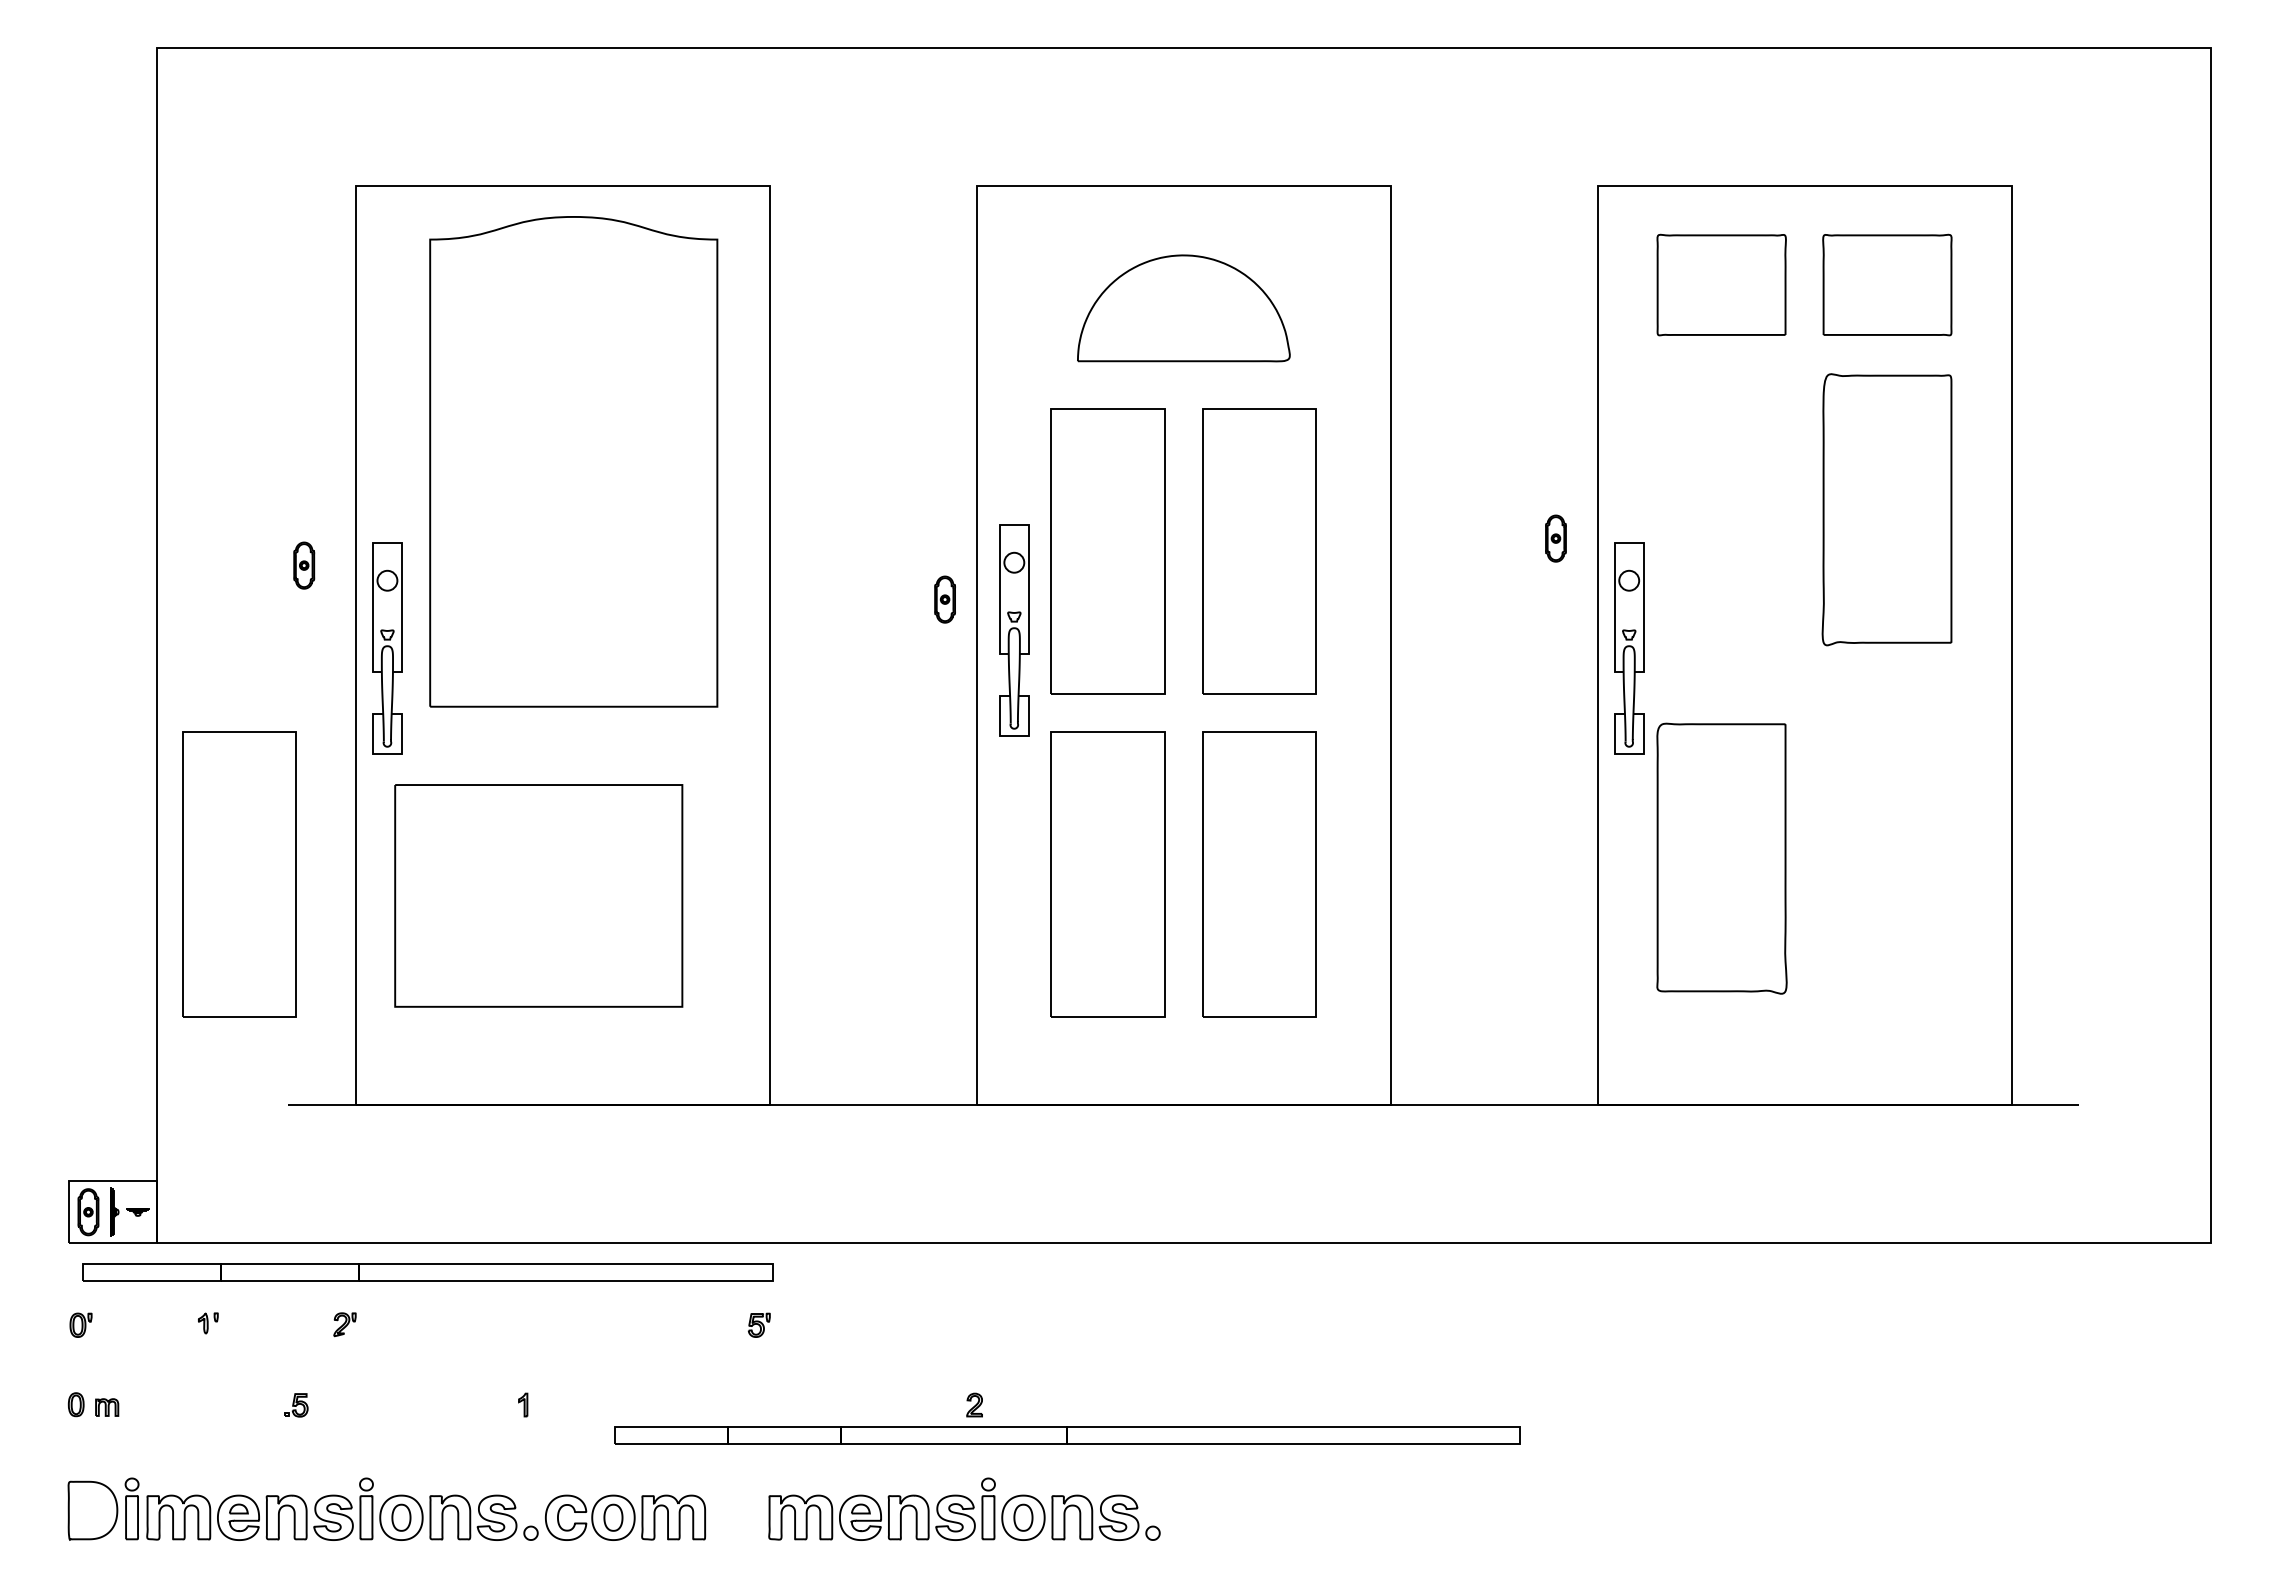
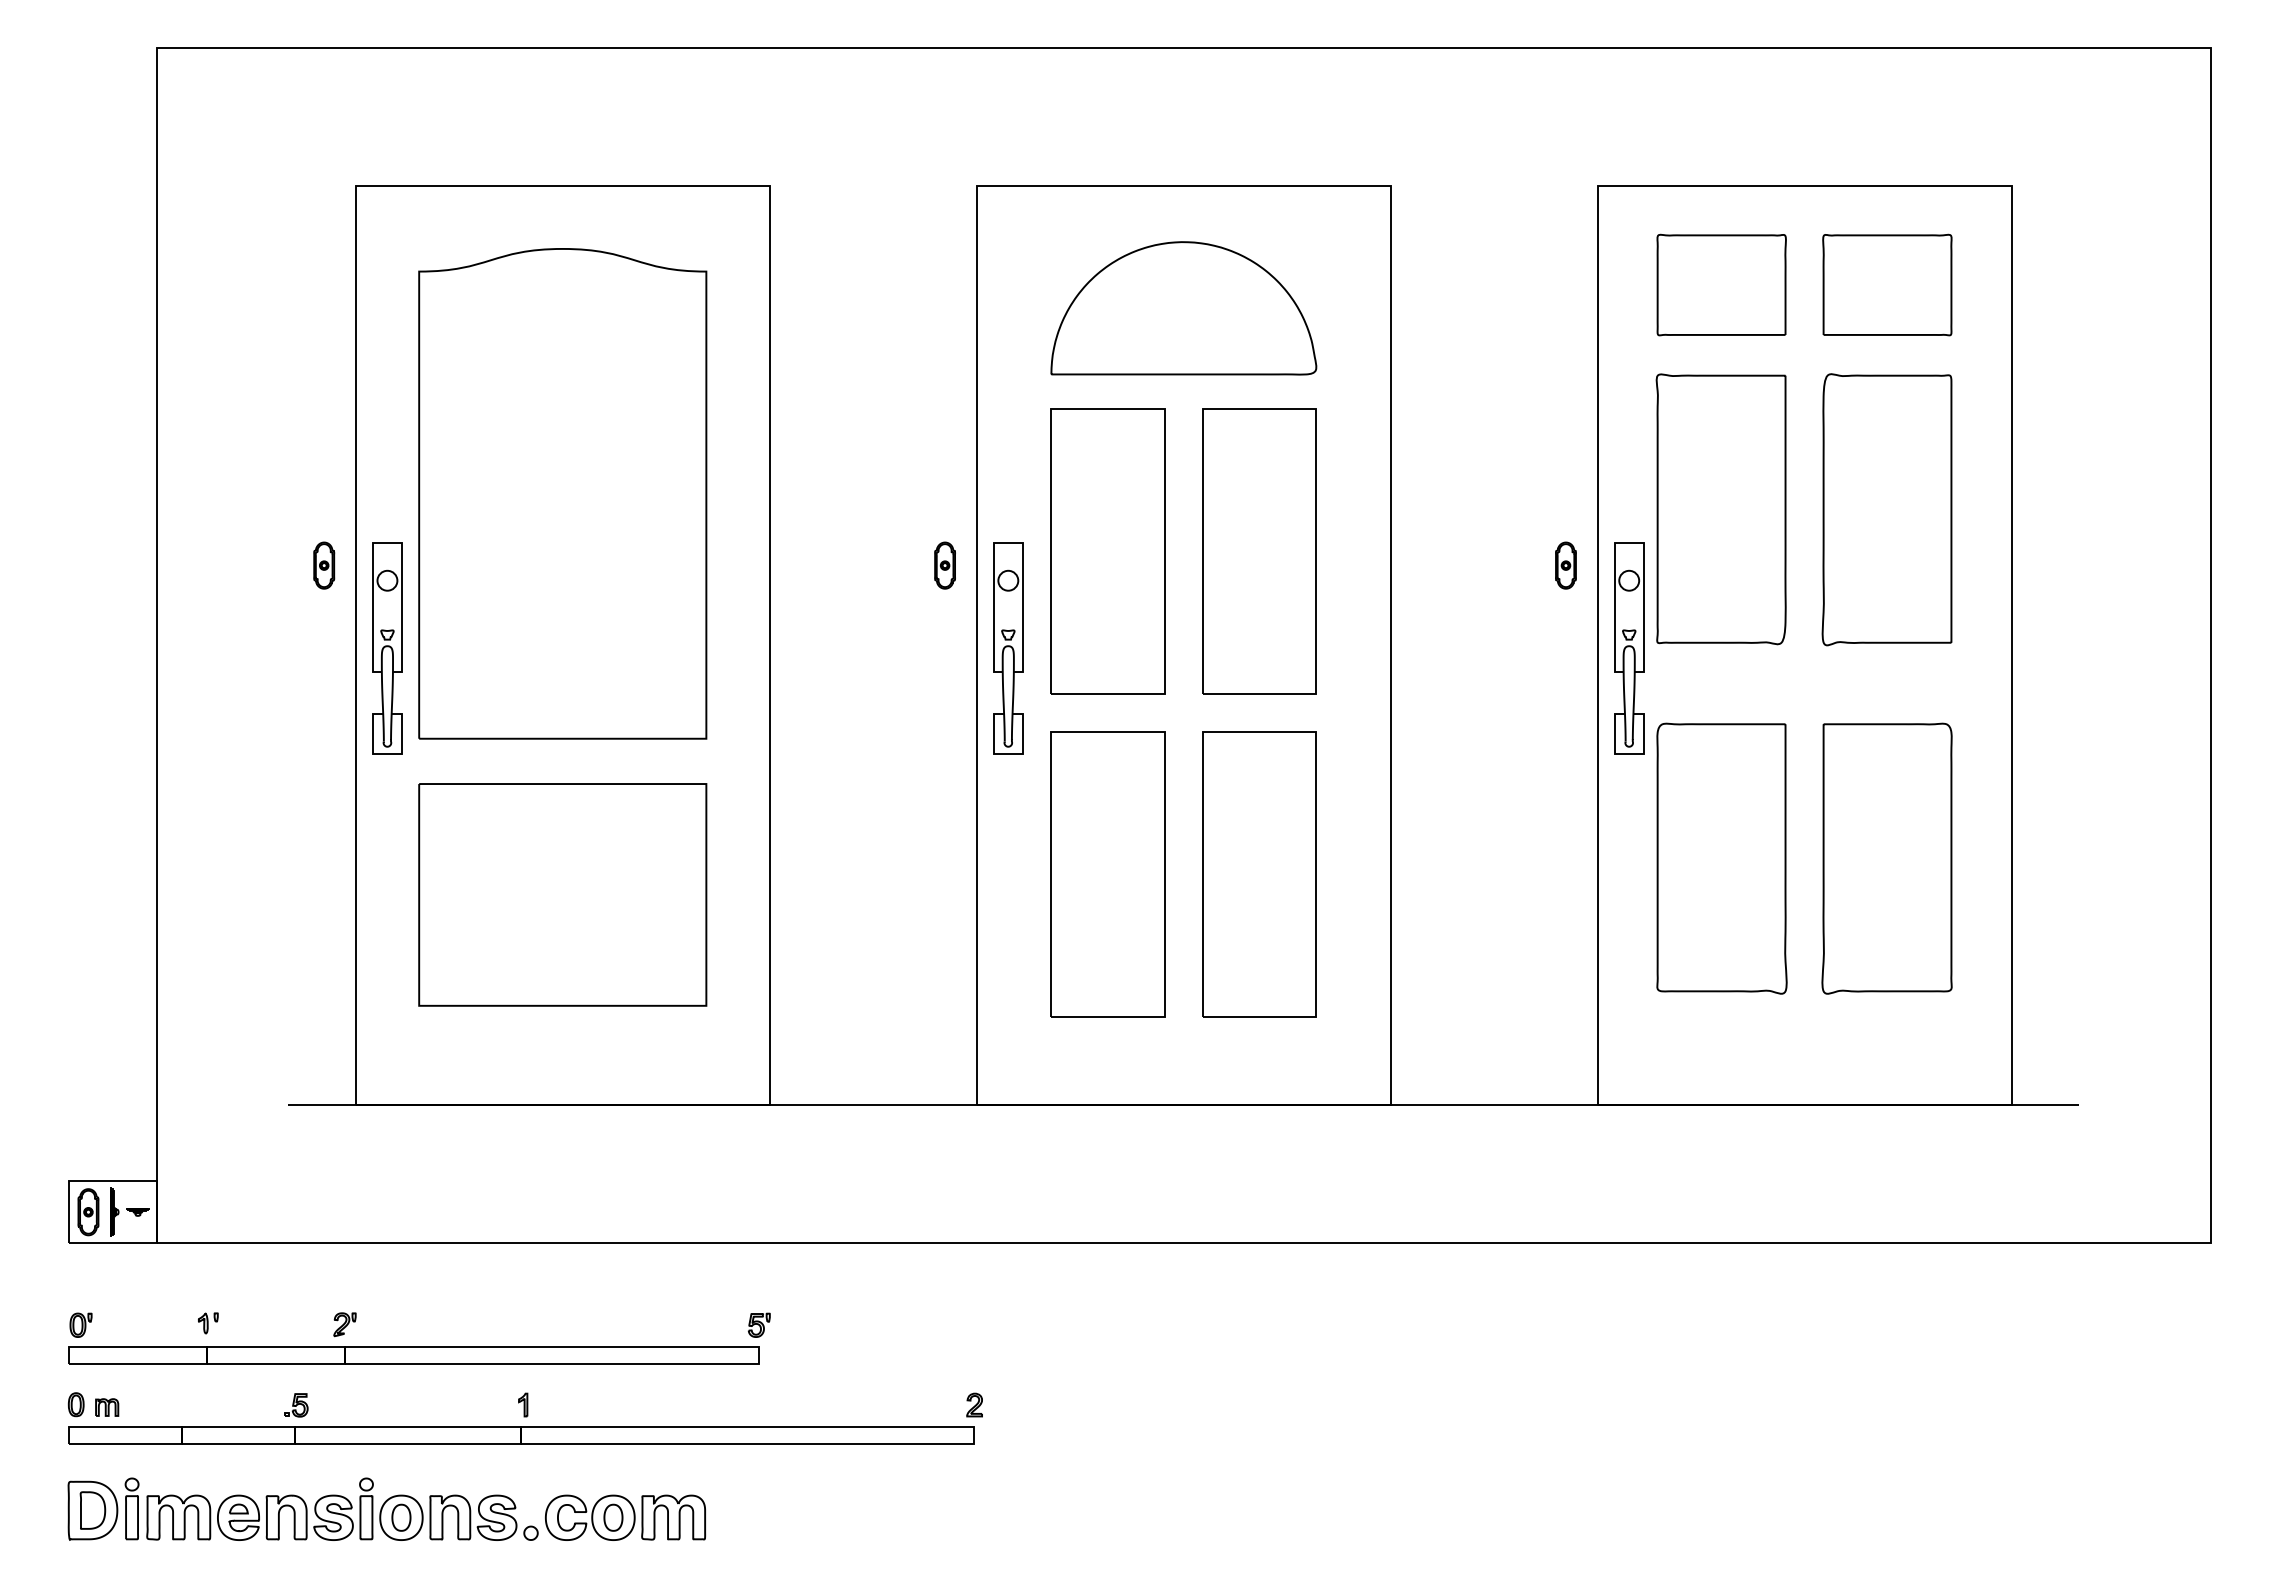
part size: 214x109 px -> 268x135 px (1183, 308)
part position: (573, 461) -> (562, 493) (562, 493)
part: none -> present (1720, 509)
part position: (1555, 538) -> (1565, 565) (1565, 565)
part position: (304, 565) -> (324, 565) (324, 565)
part position: (944, 599) -> (944, 565) (944, 565)
part position: (1014, 630) -> (1008, 648) (1008, 648)
part: none -> present (1886, 858)
part: present -> none (239, 874)
part position: (538, 895) -> (562, 894) (562, 894)
part position: (427, 1272) -> (413, 1355) (413, 1355)
part position: (1067, 1435) -> (521, 1435) (521, 1435)
part: present -> none (964, 1508)
part: none -> present (92, 1510)
